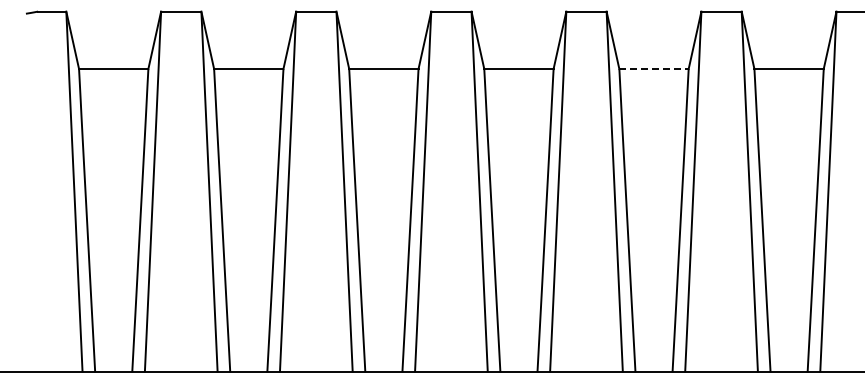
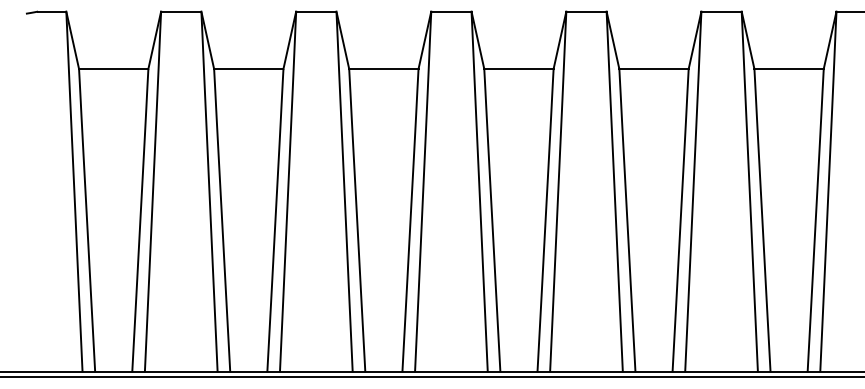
line: dashed -> solid (654, 68)
line: none -> present (431, 377)
